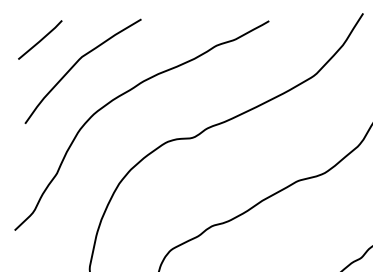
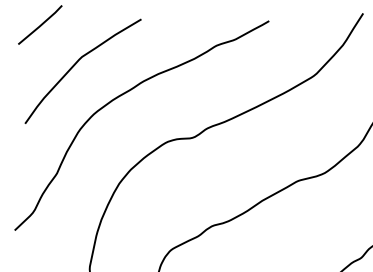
line position: (40, 39) -> (40, 24) (40, 24)
